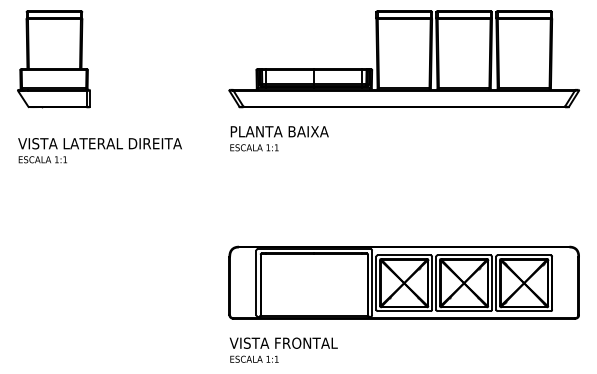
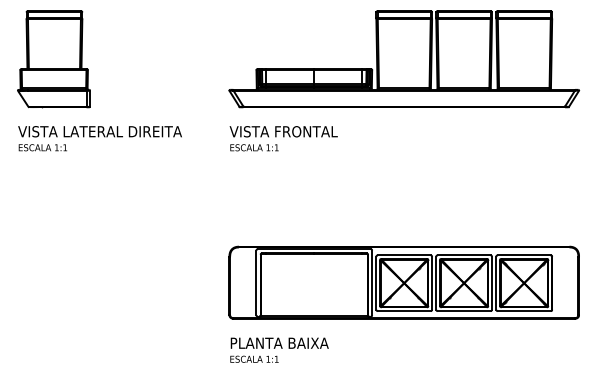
text: PLANTA BAIXA -> VISTA FRONTAL (283, 131)
text position: (99, 150) -> (99, 138) (99, 138)
text: VISTA FRONTAL -> PLANTA BAIXA (283, 342)
